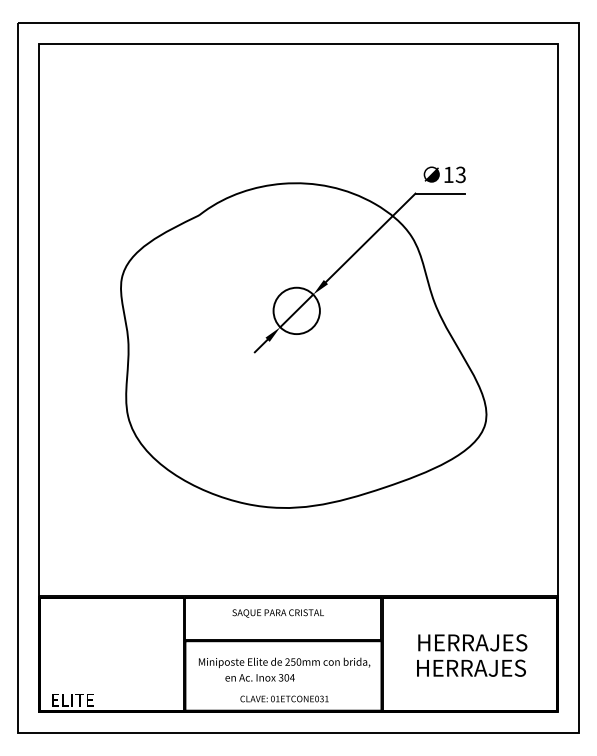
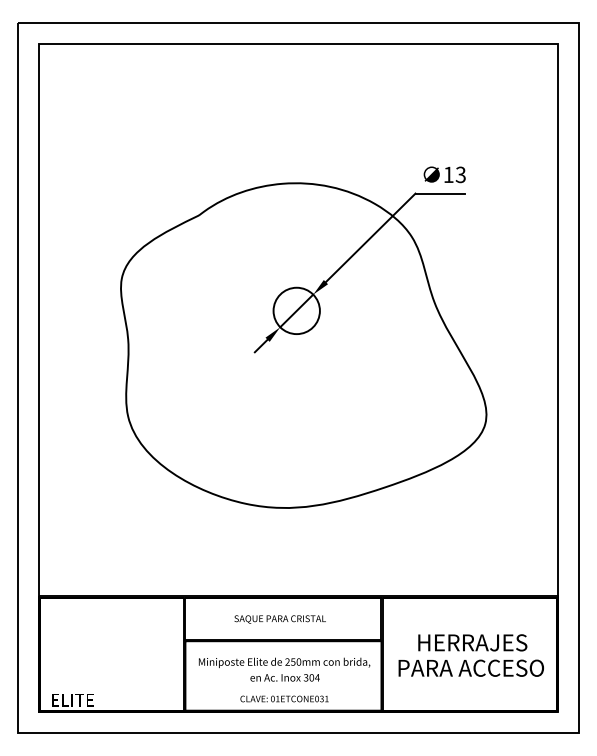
text position: (277, 613) -> (279, 619) (279, 619)
text: HERRAJES -> PARA ACCESO (471, 667)
text position: (259, 677) -> (284, 677) (284, 677)
